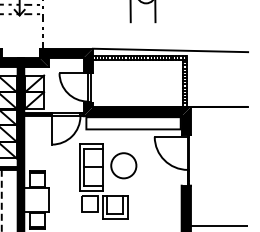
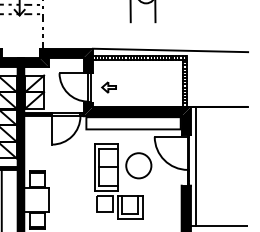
part: none -> present (108, 87)
line: none -> present (196, 165)
part position: (108, 181) -> (123, 181) (123, 181)
line: dashed -> solid (1, 200)
